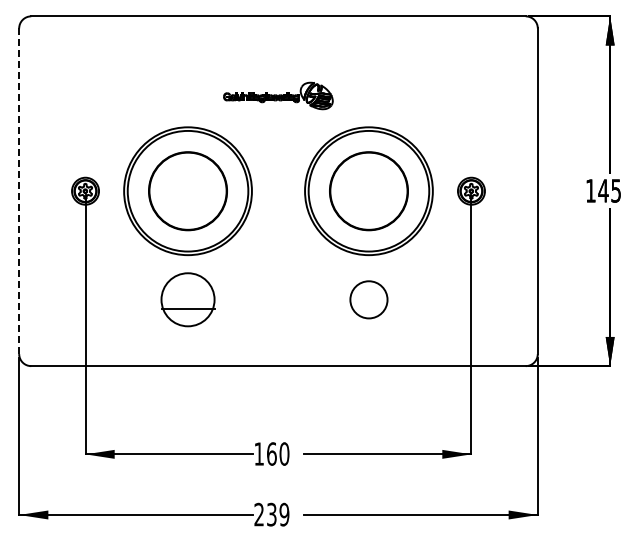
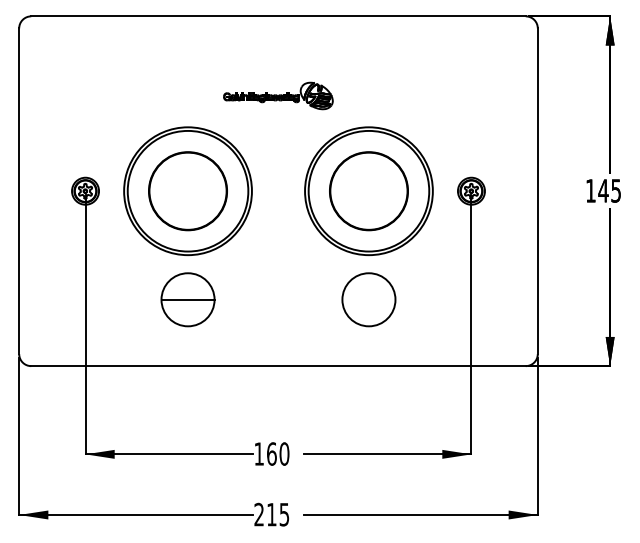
line: dashed -> solid (19, 191)
circle size: 40x40 px -> 56x56 px (368, 299)
line position: (187, 308) -> (187, 299) (187, 299)
text: 239 -> 215 (278, 514)
